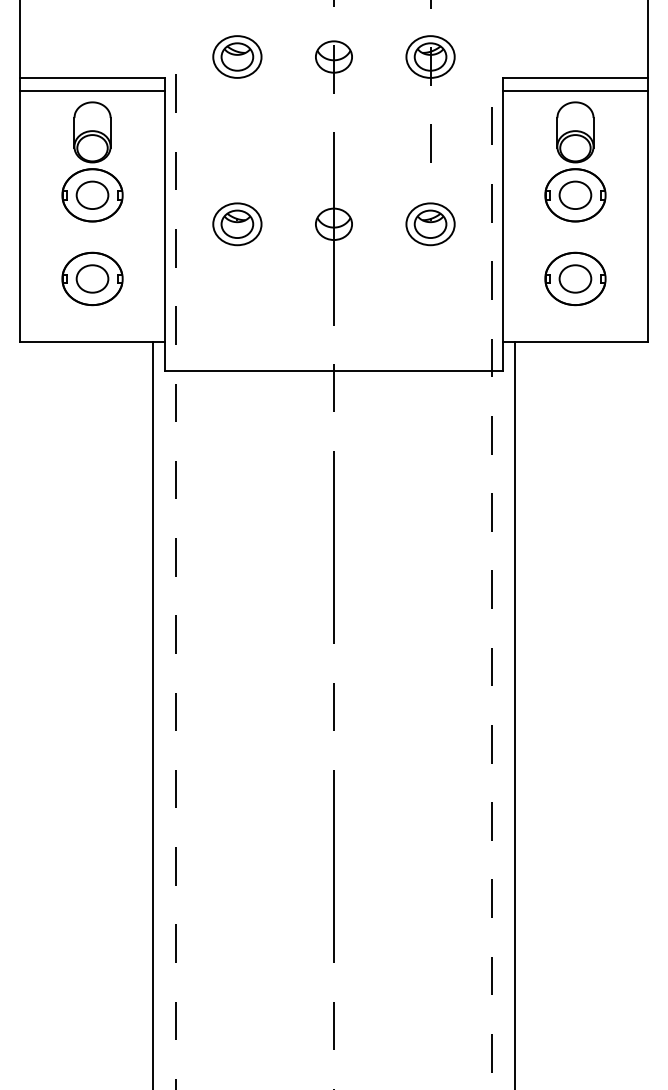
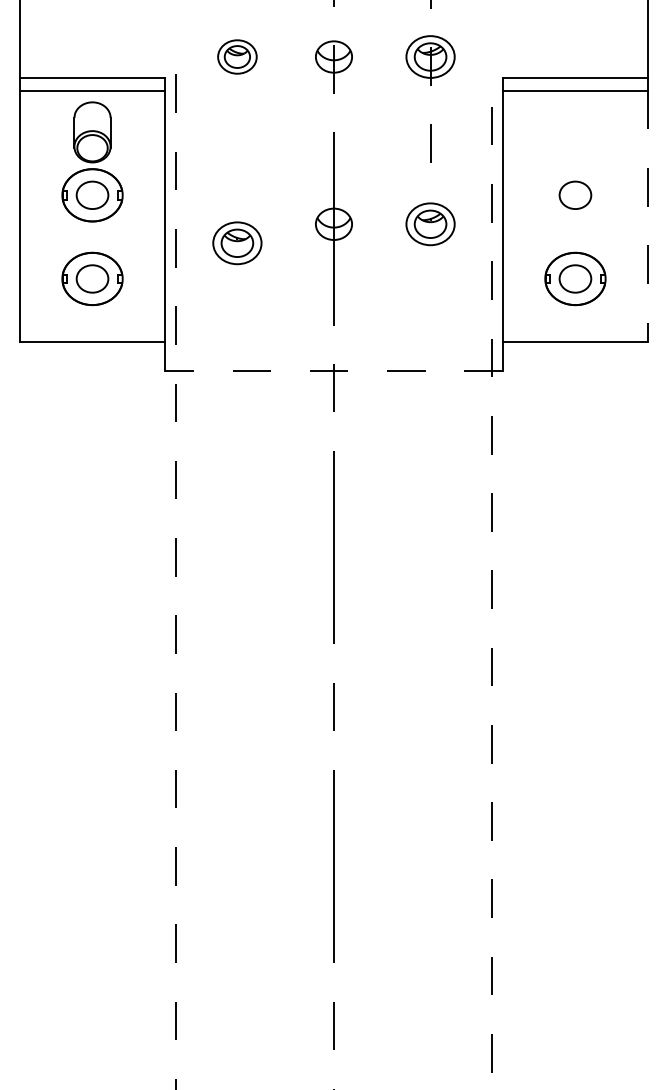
part size: 51x44 px -> 41x36 px (237, 56)
part: present -> none (575, 161)
line: solid -> dashed (647, 216)
part position: (237, 224) -> (237, 243) (237, 243)
line: solid -> dashed (333, 370)
line: present -> none (152, 713)
line: present -> none (515, 713)
